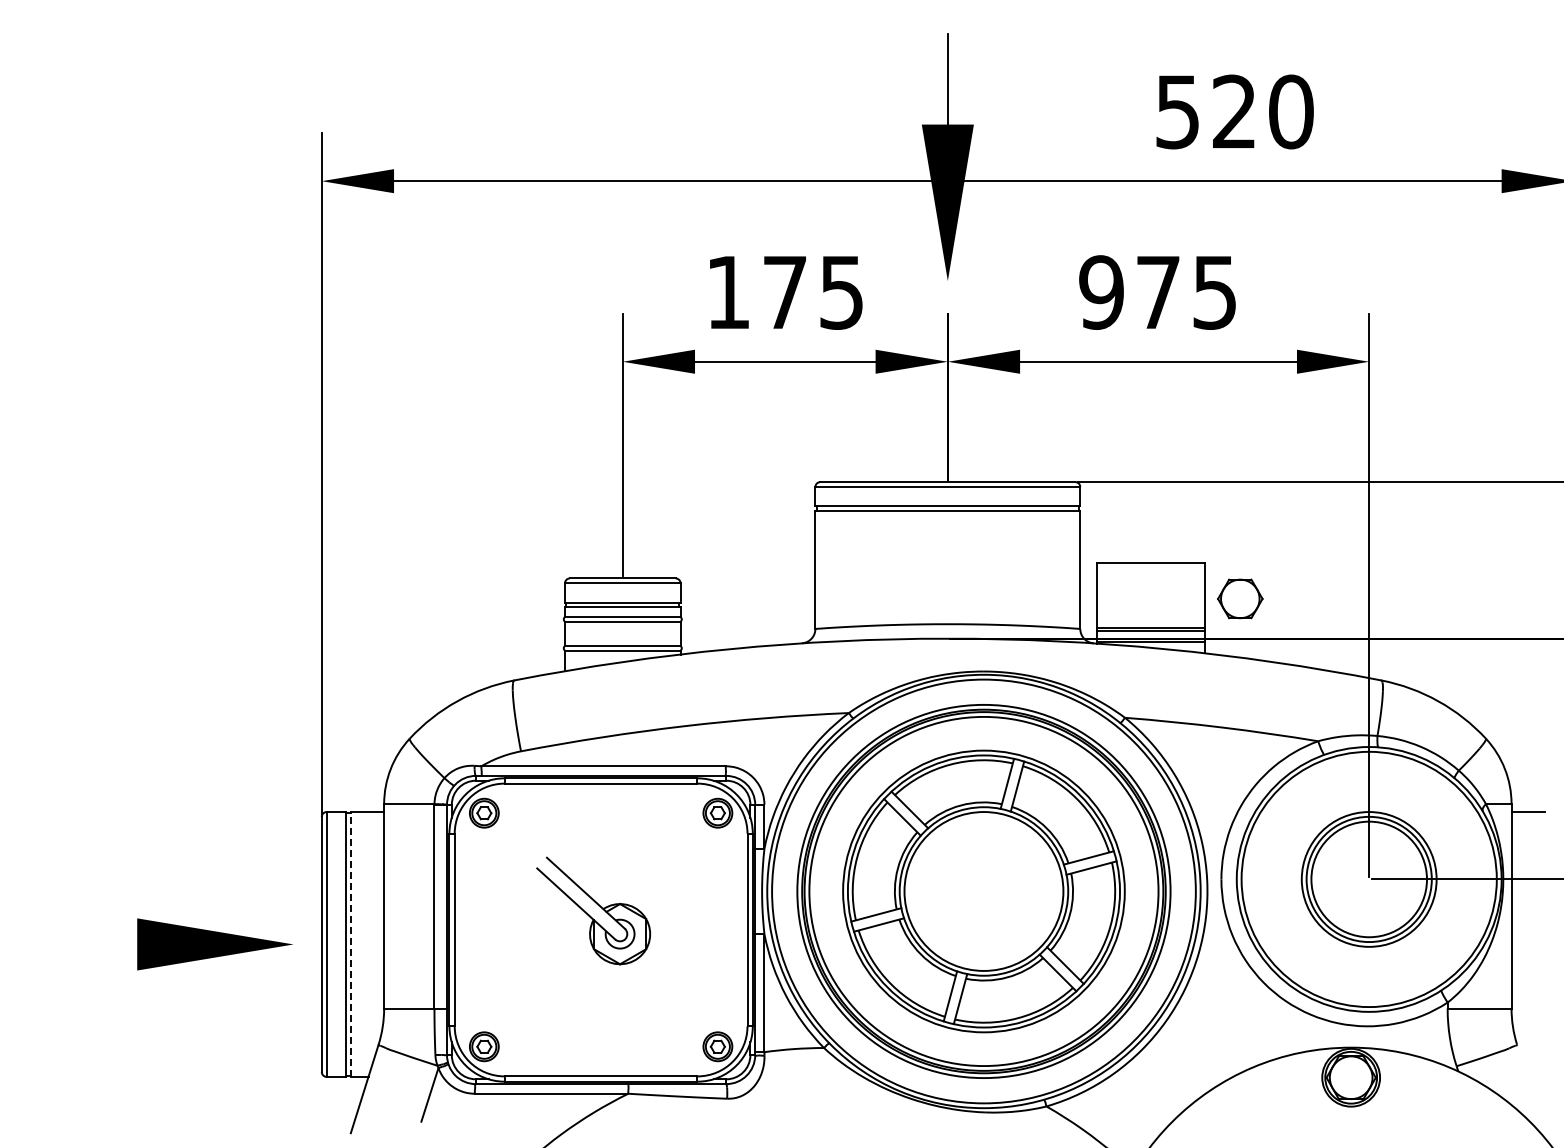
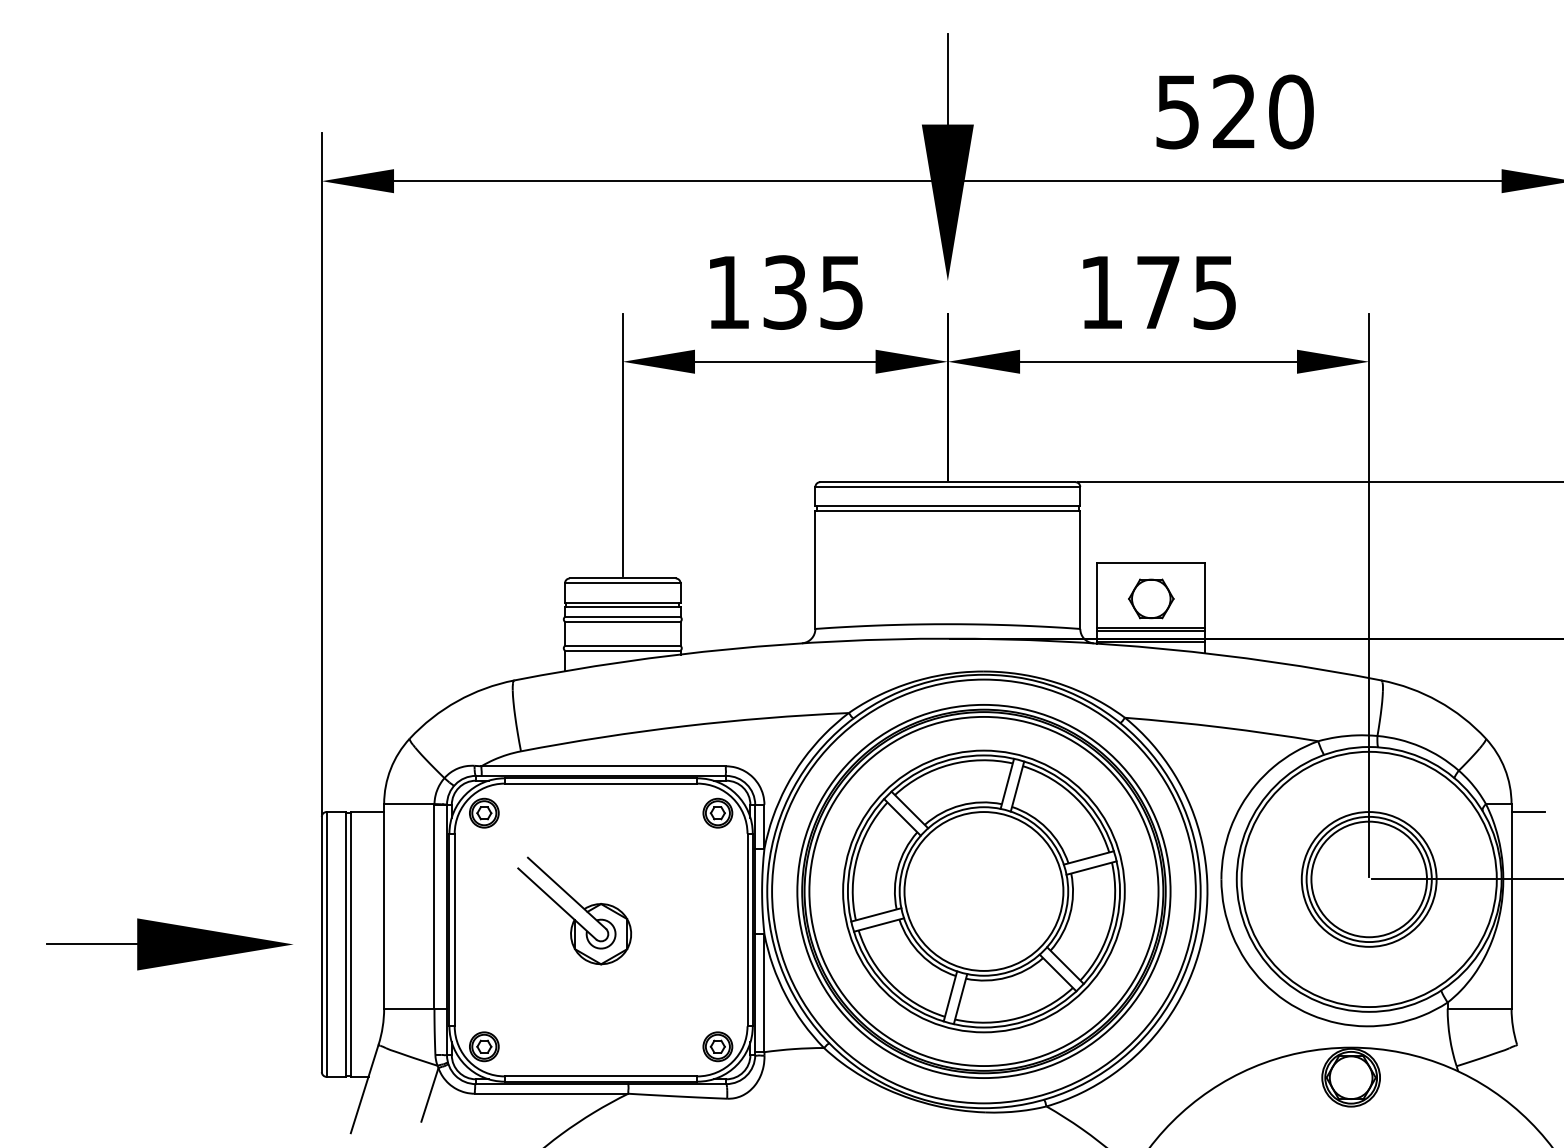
text: 175 -> 135 (784, 292)
text: 975 -> 175 (1101, 292)
part position: (1240, 598) -> (1151, 598) (1151, 598)
part position: (593, 910) -> (574, 910) (574, 910)
line: dashed -> solid (350, 943)
line: none -> present (91, 944)
